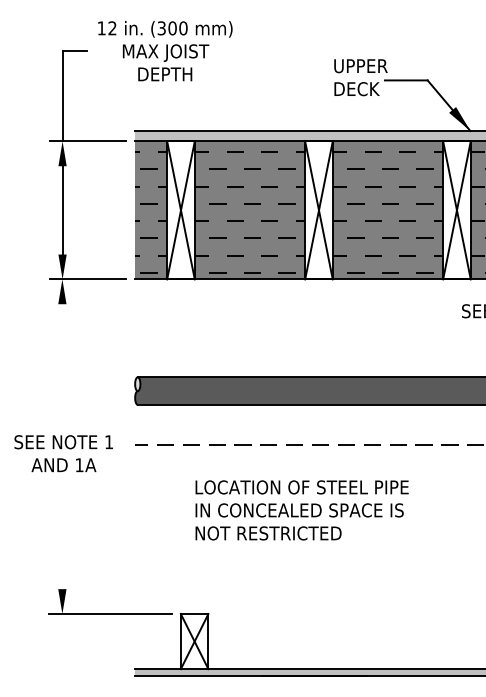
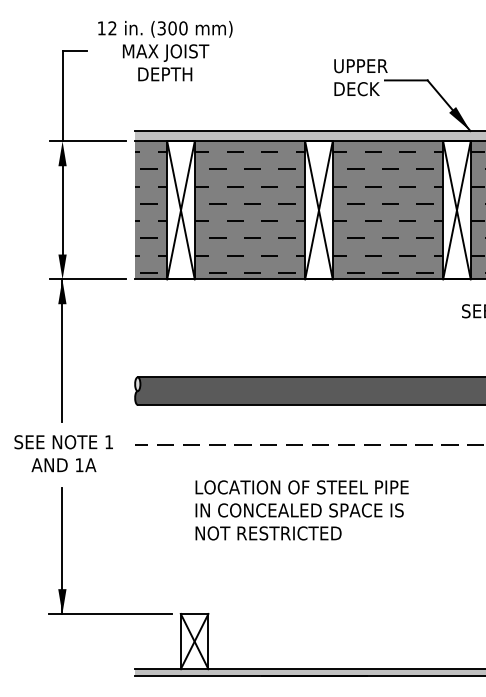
line: none -> present (62, 350)
line: none -> present (62, 550)
